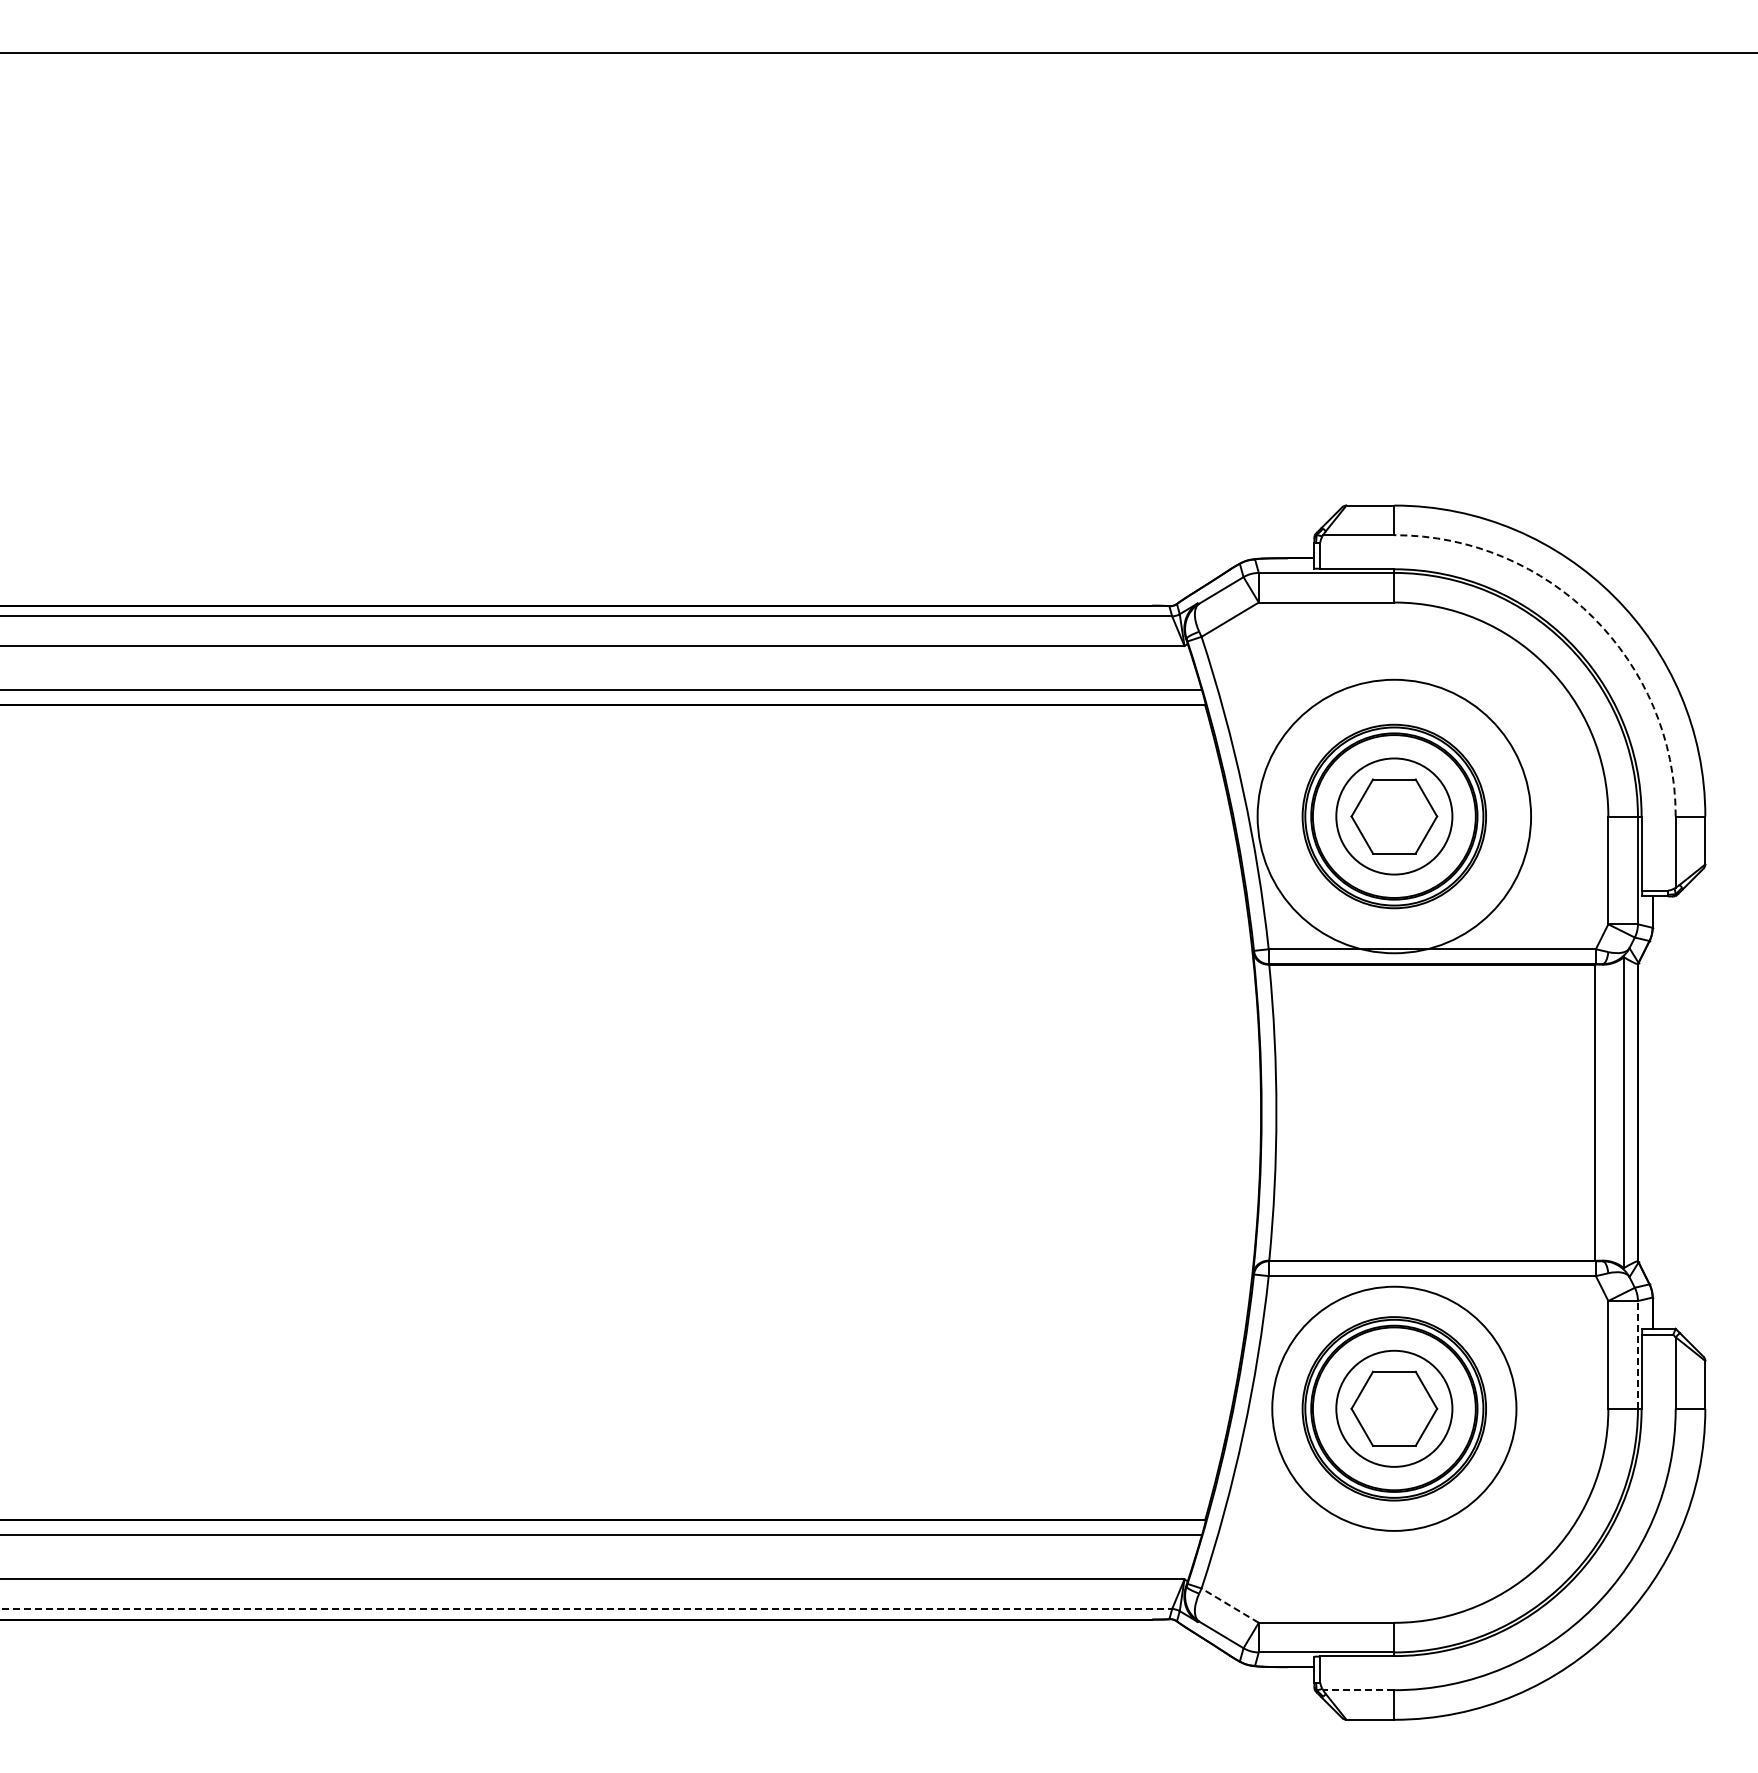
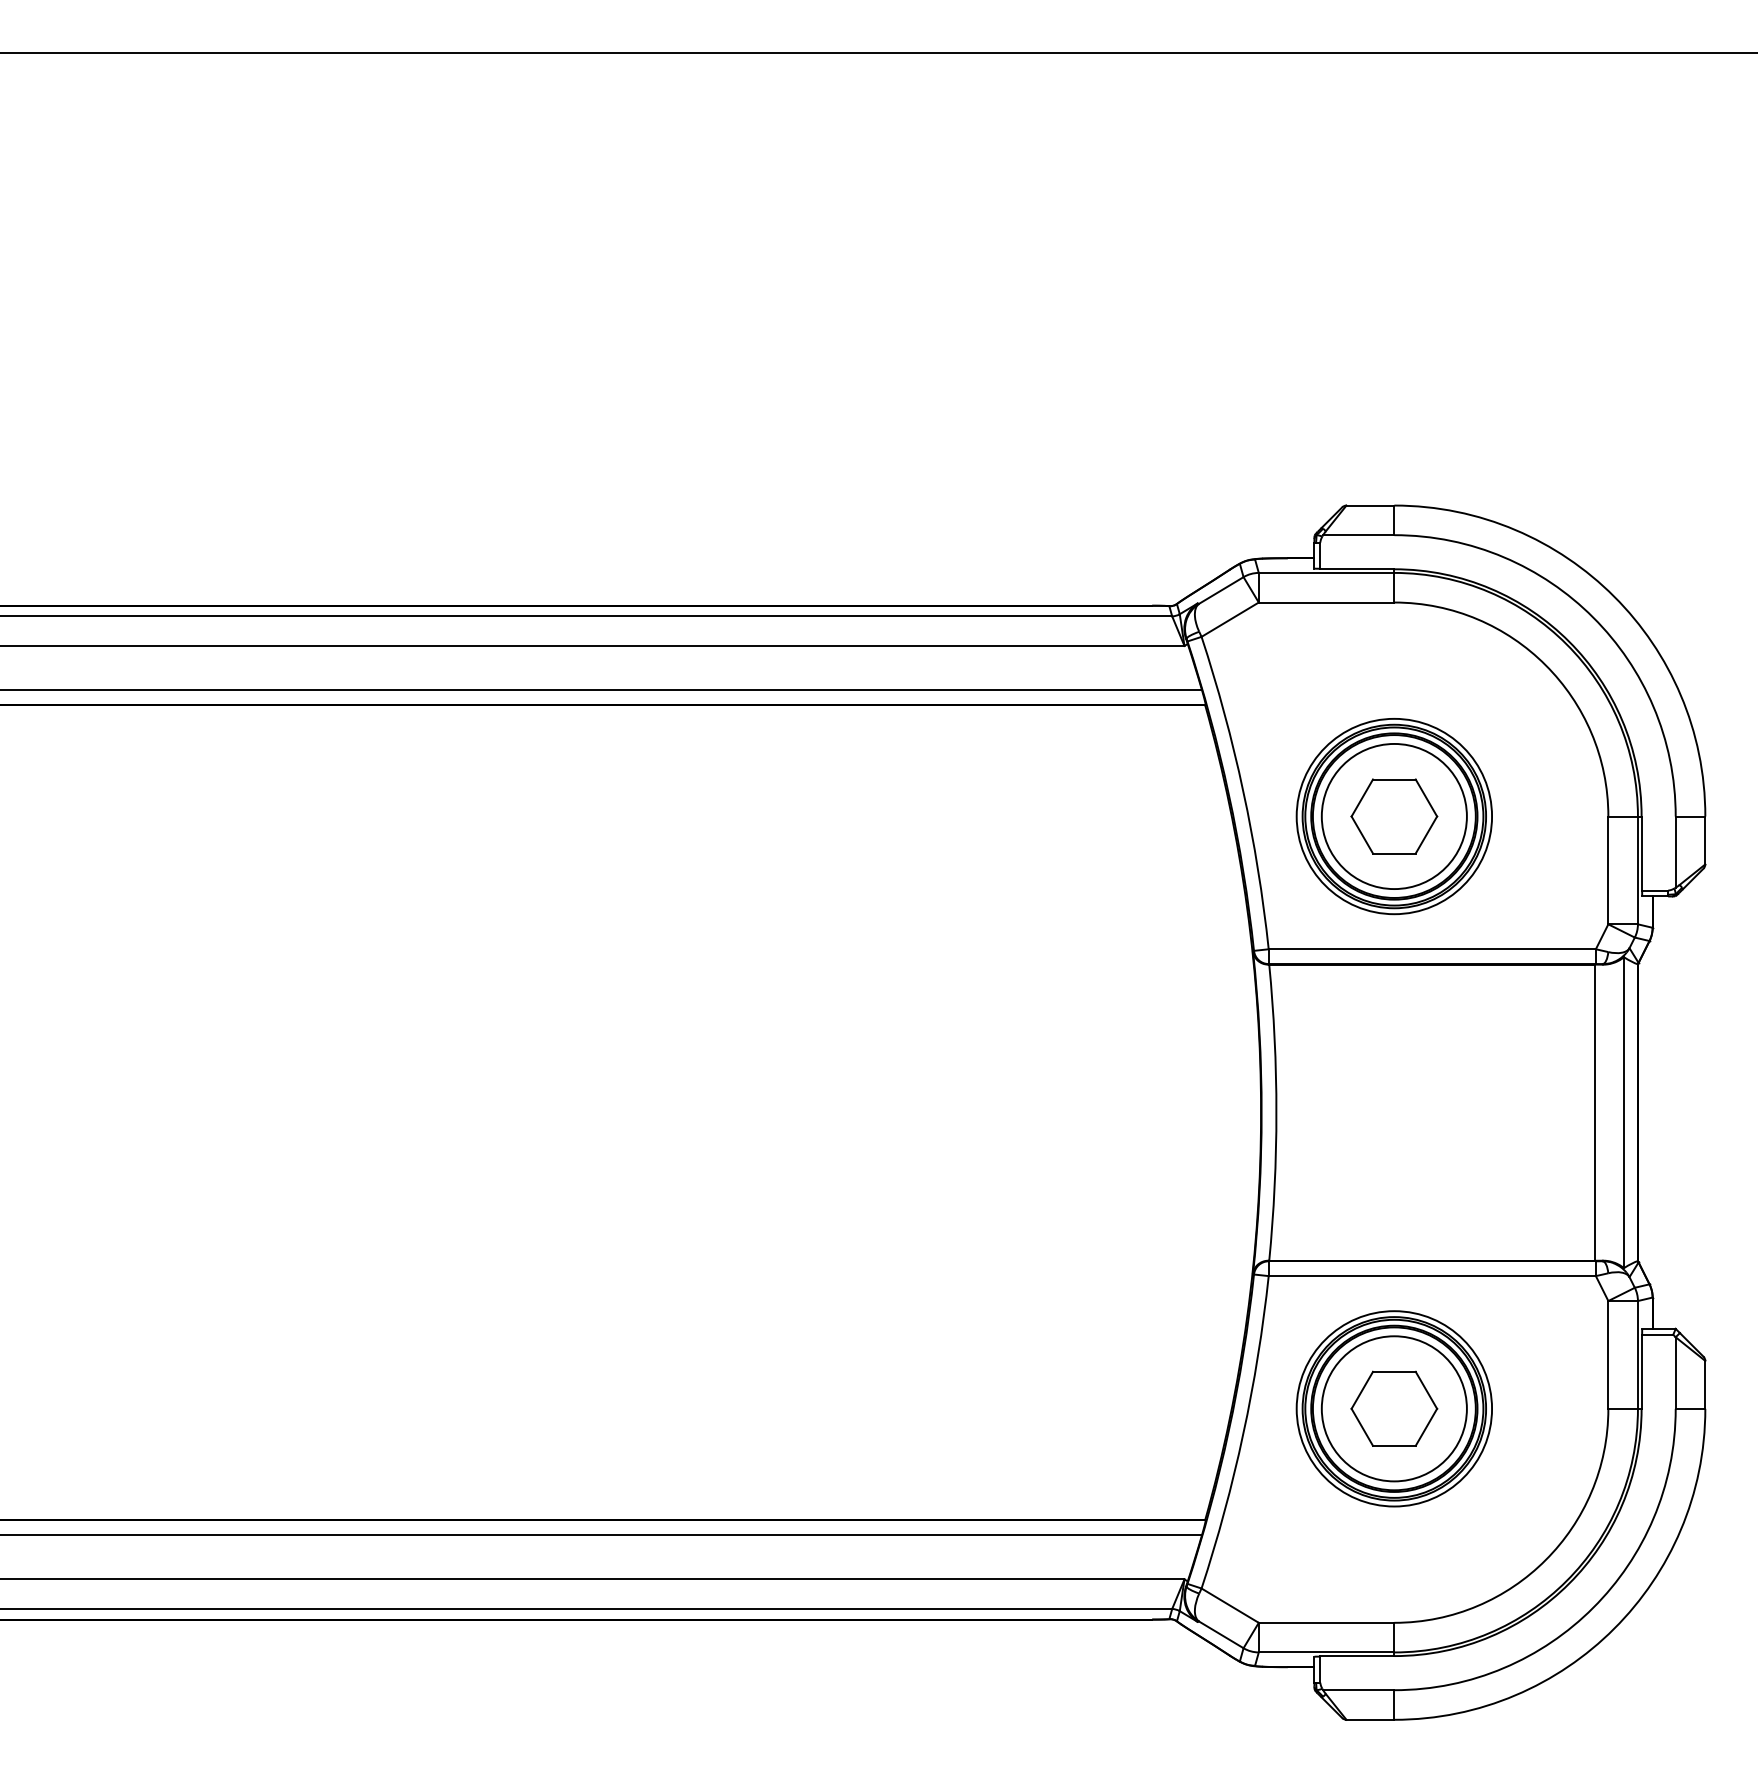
arc: dashed -> solid (1593, 617)
circle diameter: 116 px -> 145 px (1393, 816)
circle diameter: 273 px -> 195 px (1394, 816)
line: dashed -> solid (1637, 1354)
circle diameter: 116 px -> 145 px (1393, 1408)
circle diameter: 244 px -> 195 px (1394, 1408)
line: dashed -> solid (1229, 1605)
line: dashed -> solid (586, 1609)
line: dashed -> solid (1358, 1690)
